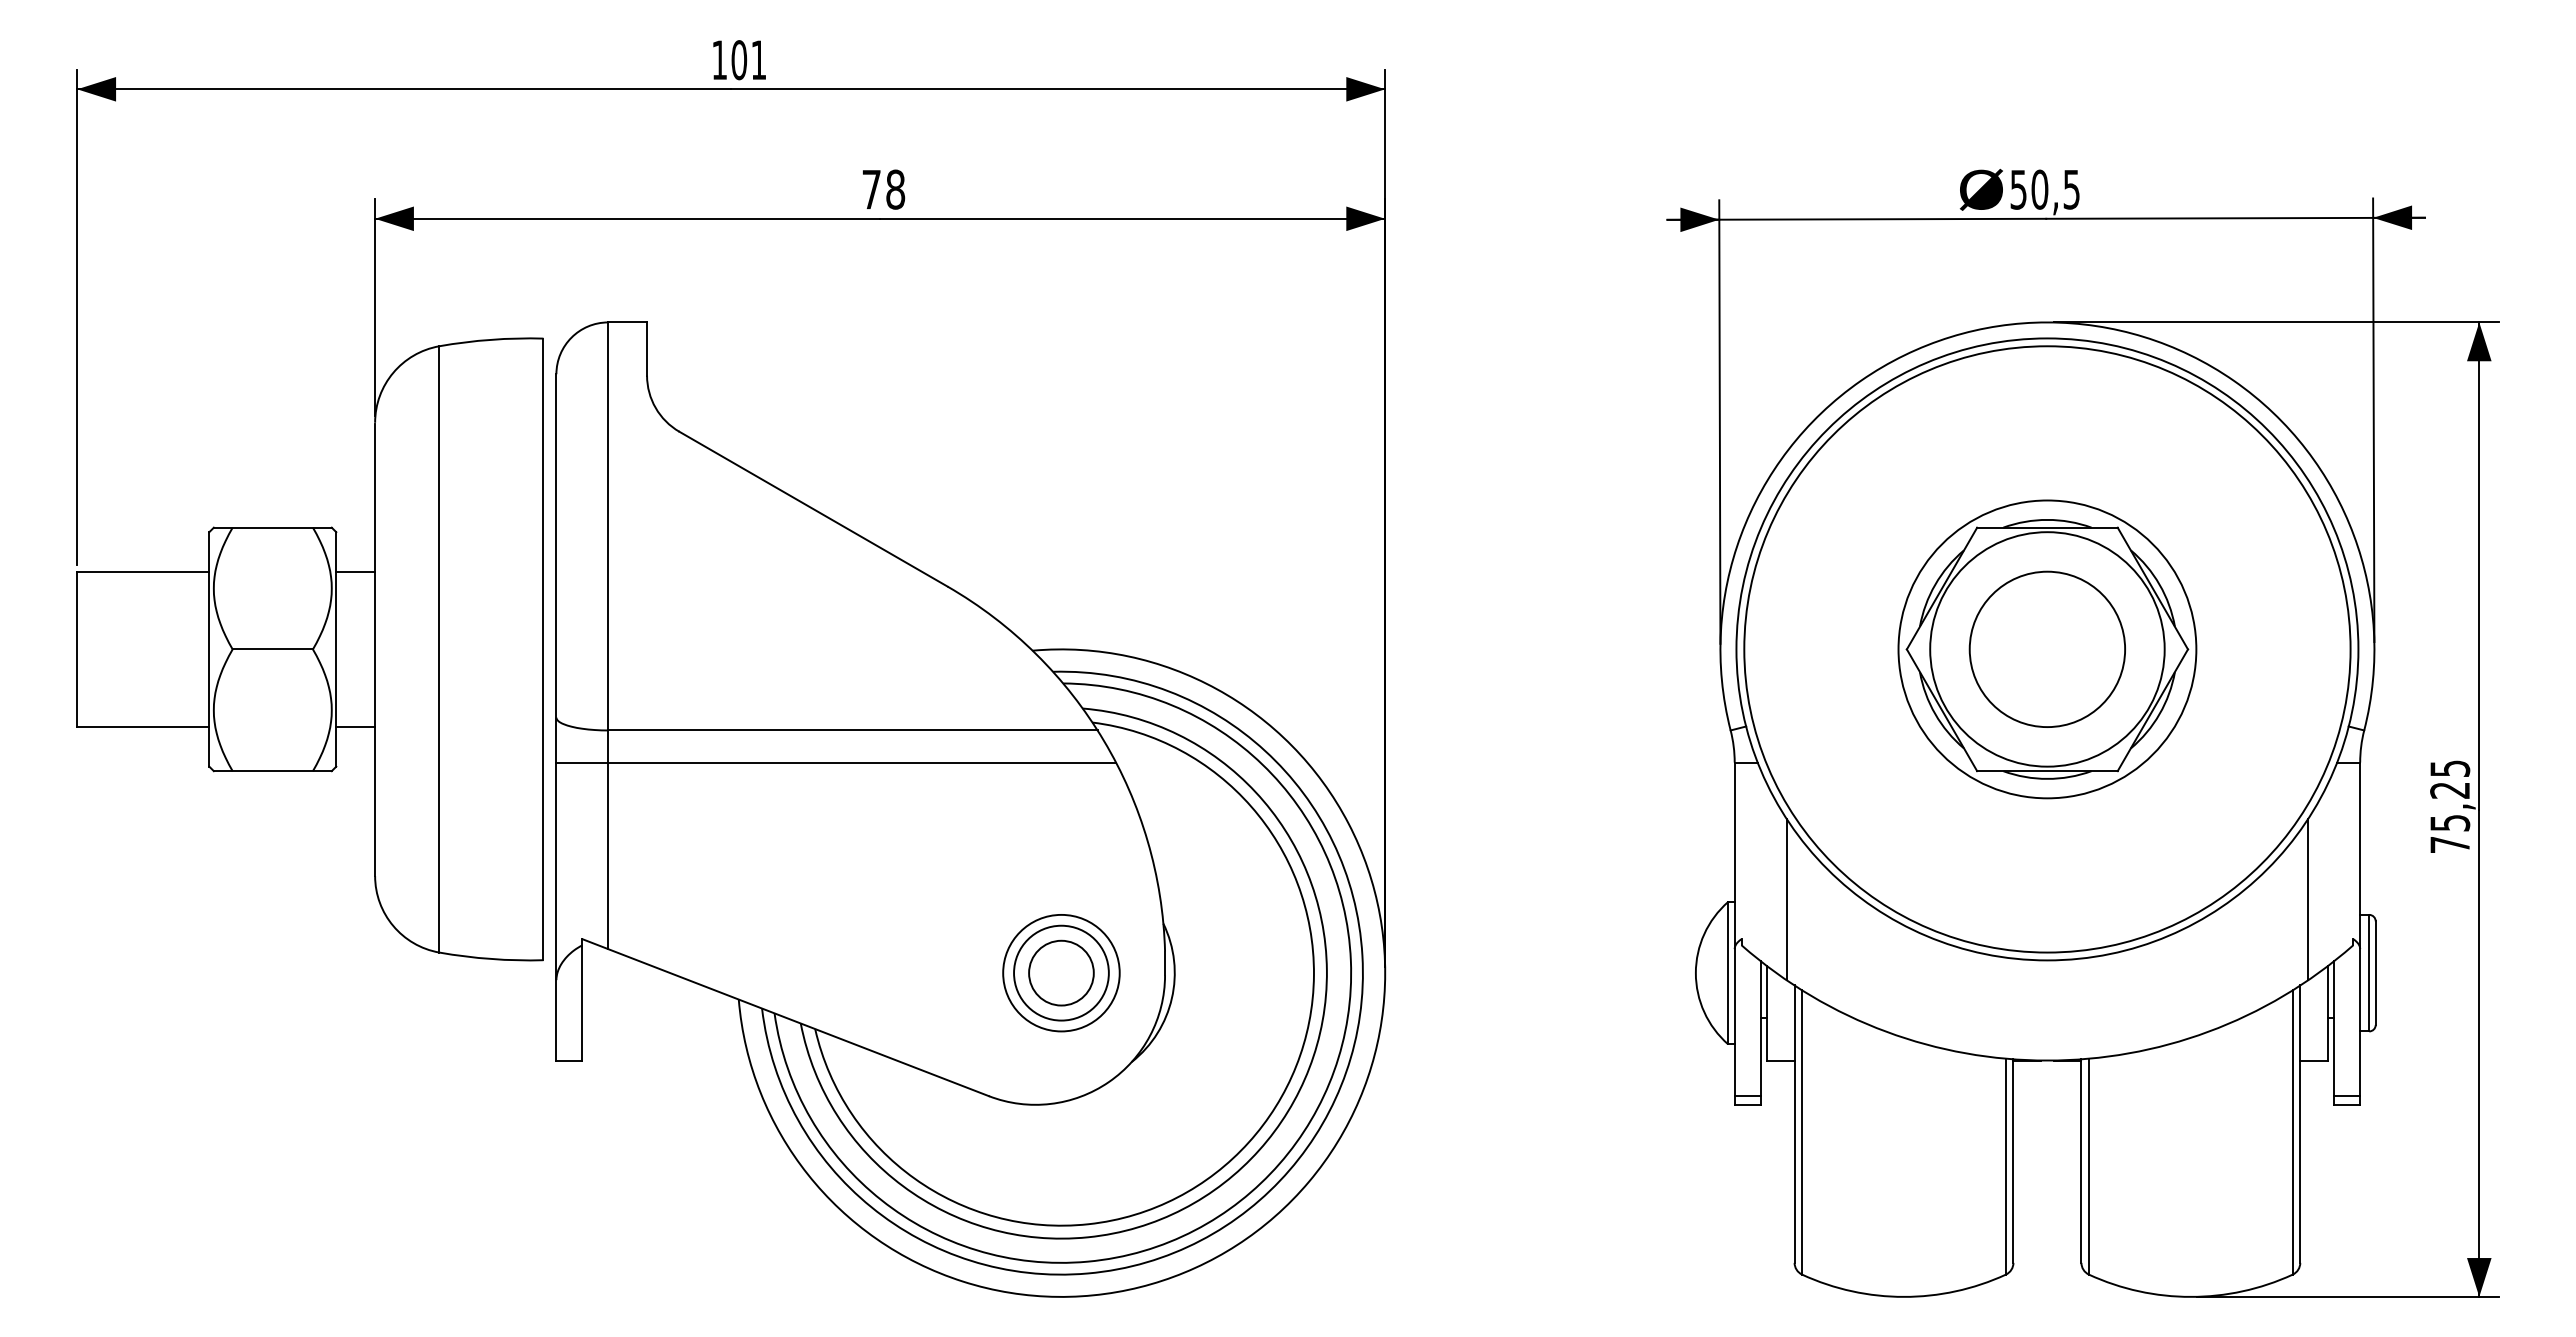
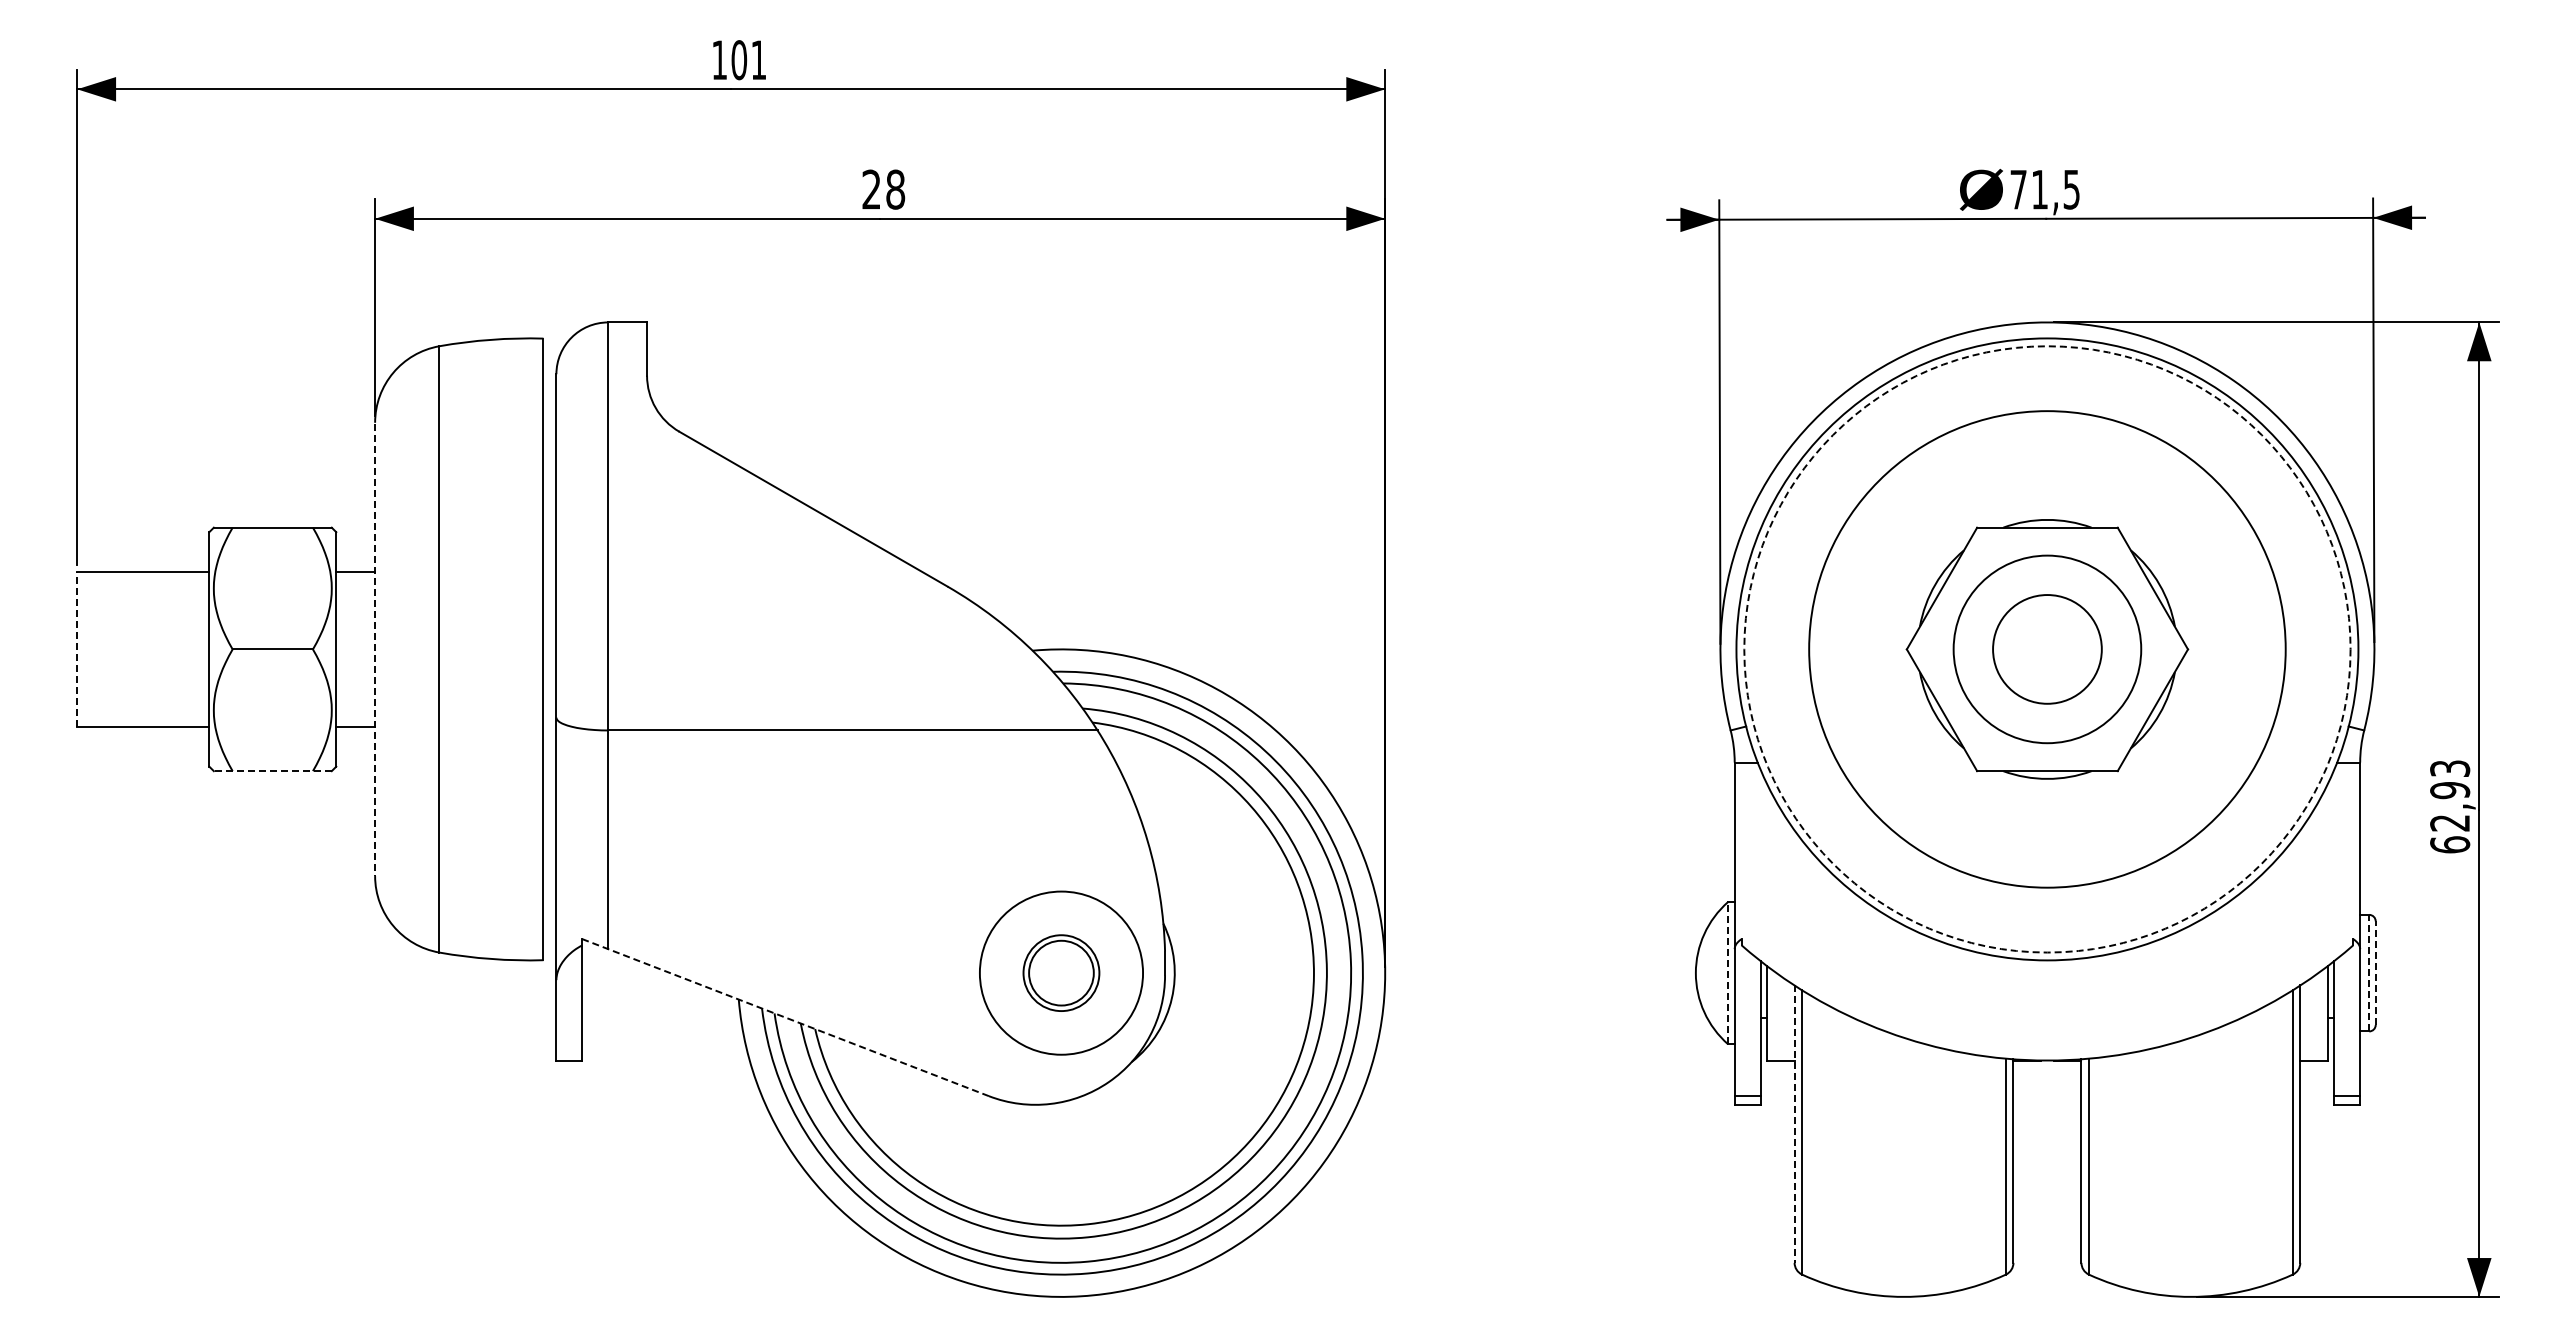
text: 78 -> 28 (871, 189)
text: 50,5 -> 71,5 (2029, 189)
line: solid -> dashed (77, 649)
circle diameter: 155 px -> 109 px (2047, 649)
circle diameter: 234 px -> 188 px (2047, 649)
circle diameter: 298 px -> 477 px (2047, 649)
circle: solid -> dashed (2047, 649)
line: solid -> dashed (375, 650)
line: present -> none (836, 762)
line: solid -> dashed (272, 771)
text: 75,25 -> 62,93 (2450, 806)
line: present -> none (1786, 899)
line: present -> none (2308, 899)
circle diameter: 117 px -> 163 px (1061, 972)
circle diameter: 95 px -> 76 px (1061, 973)
line: solid -> dashed (1728, 972)
line: solid -> dashed (2369, 972)
line: solid -> dashed (2375, 973)
line: solid -> dashed (785, 1017)
line: solid -> dashed (1794, 1124)
